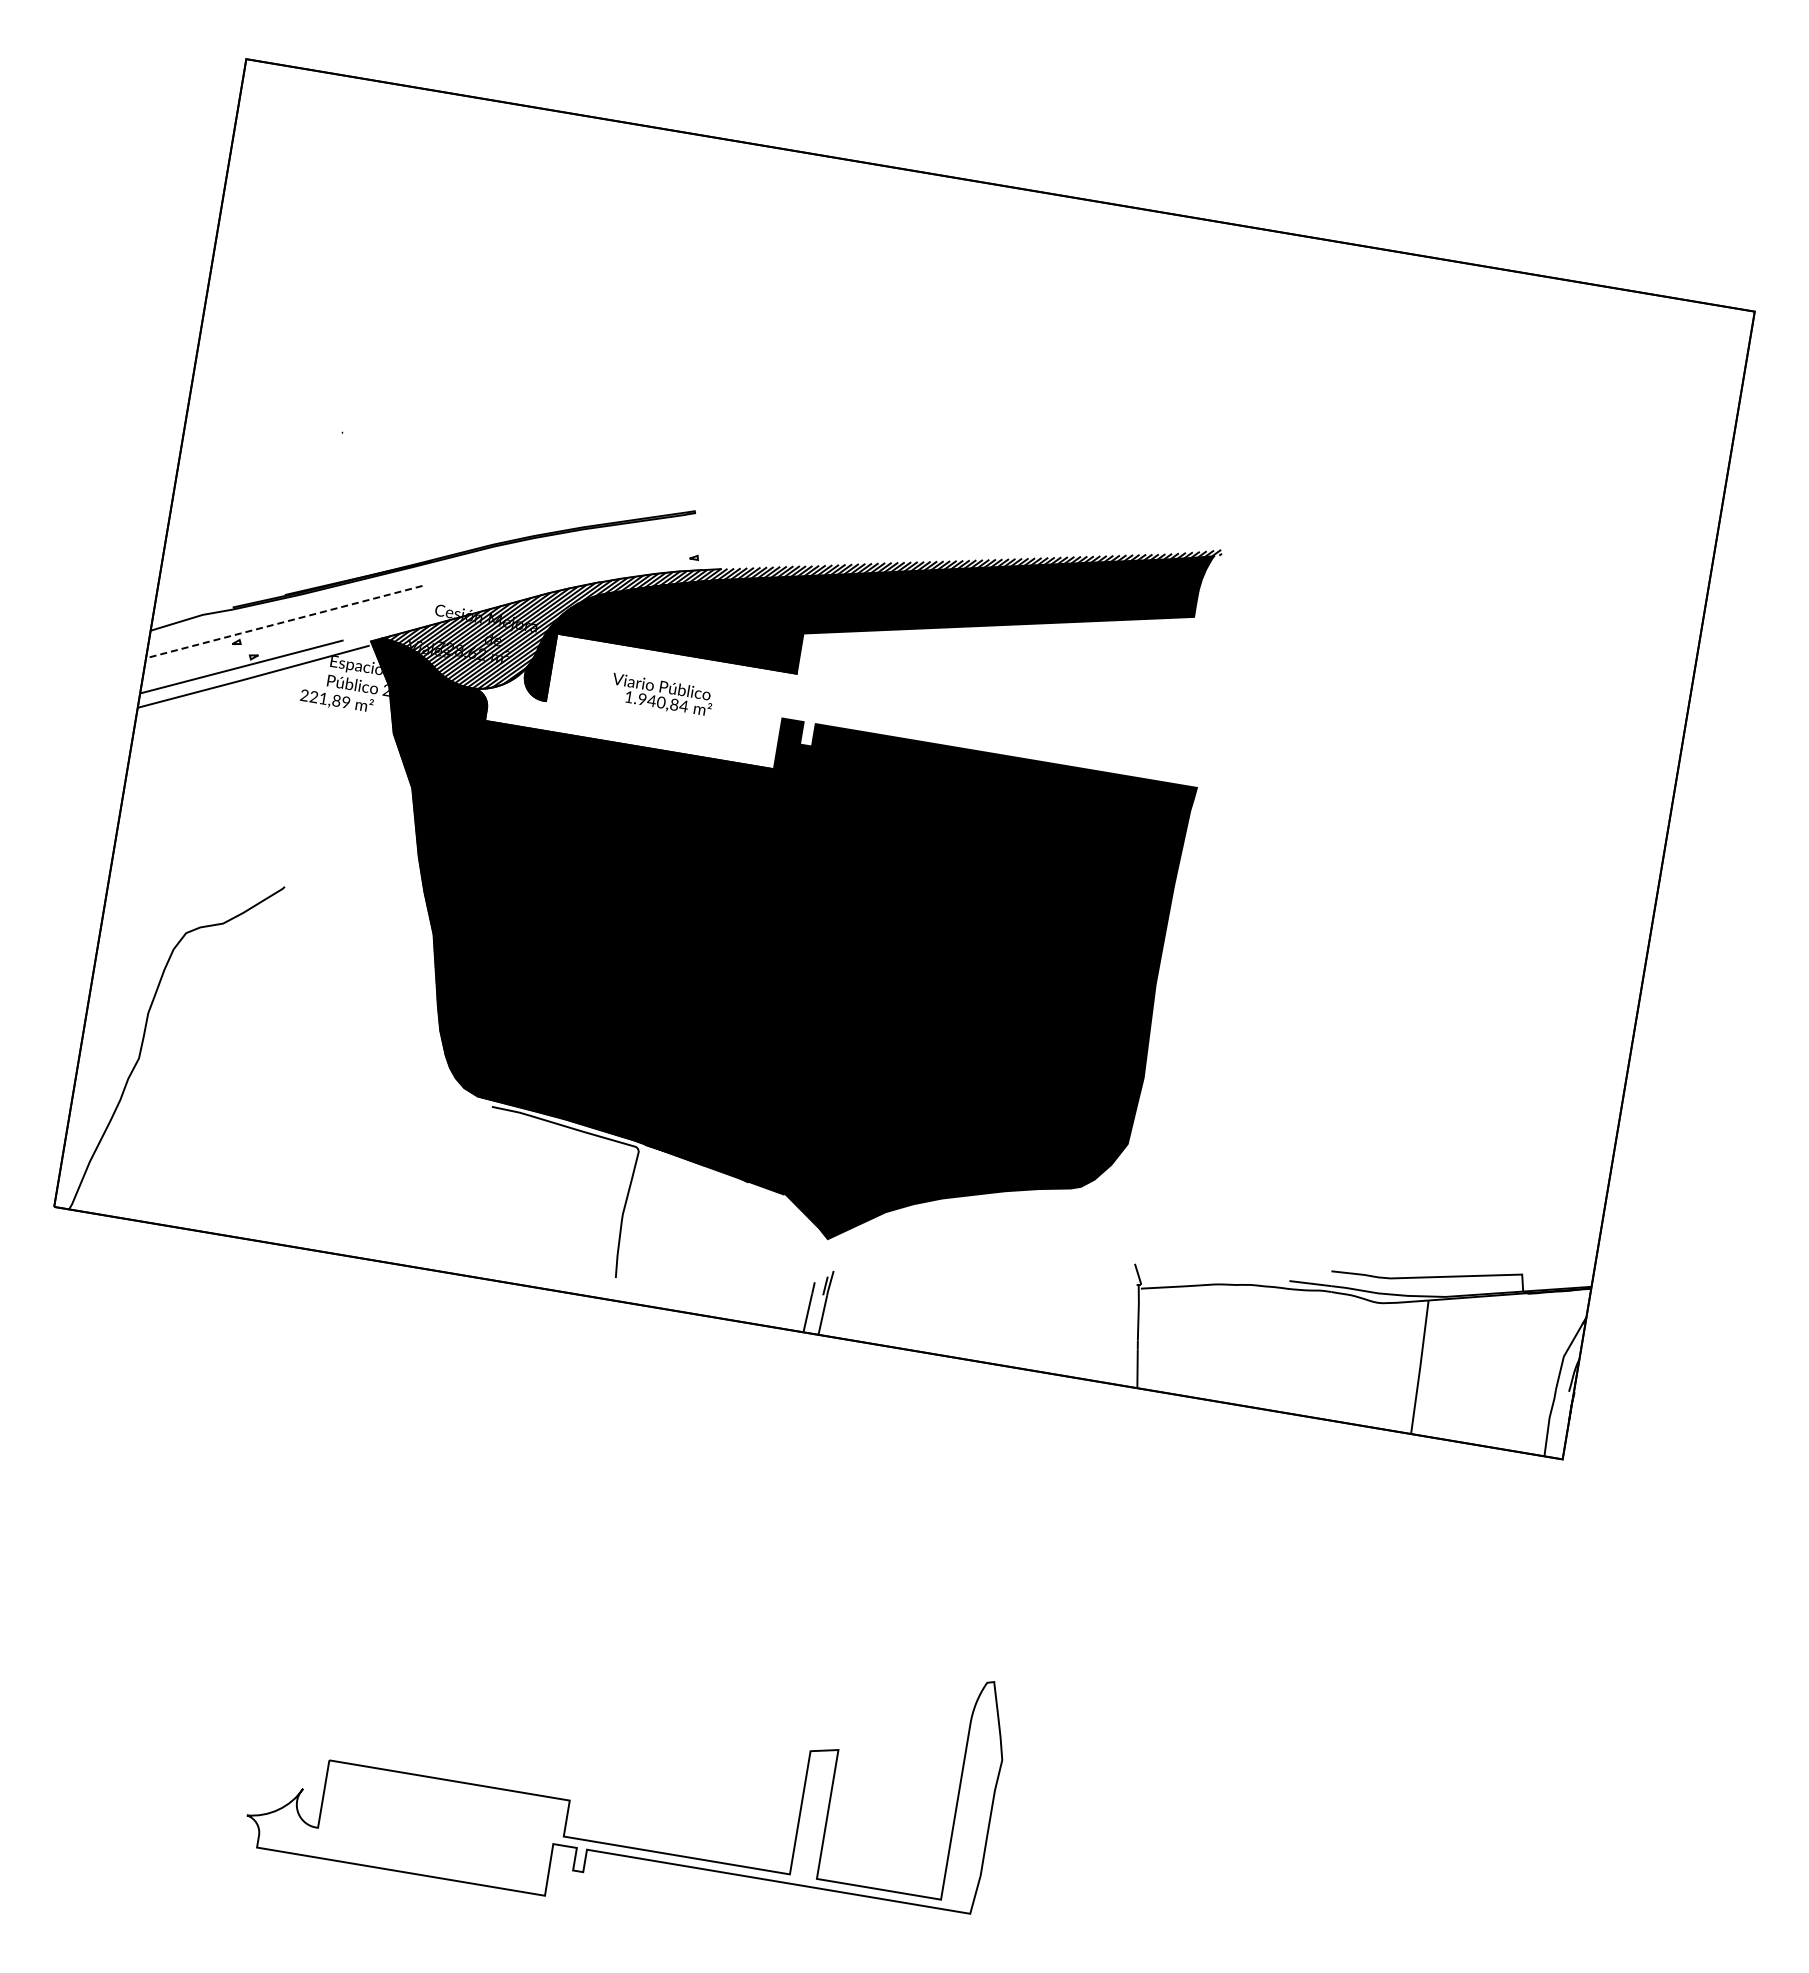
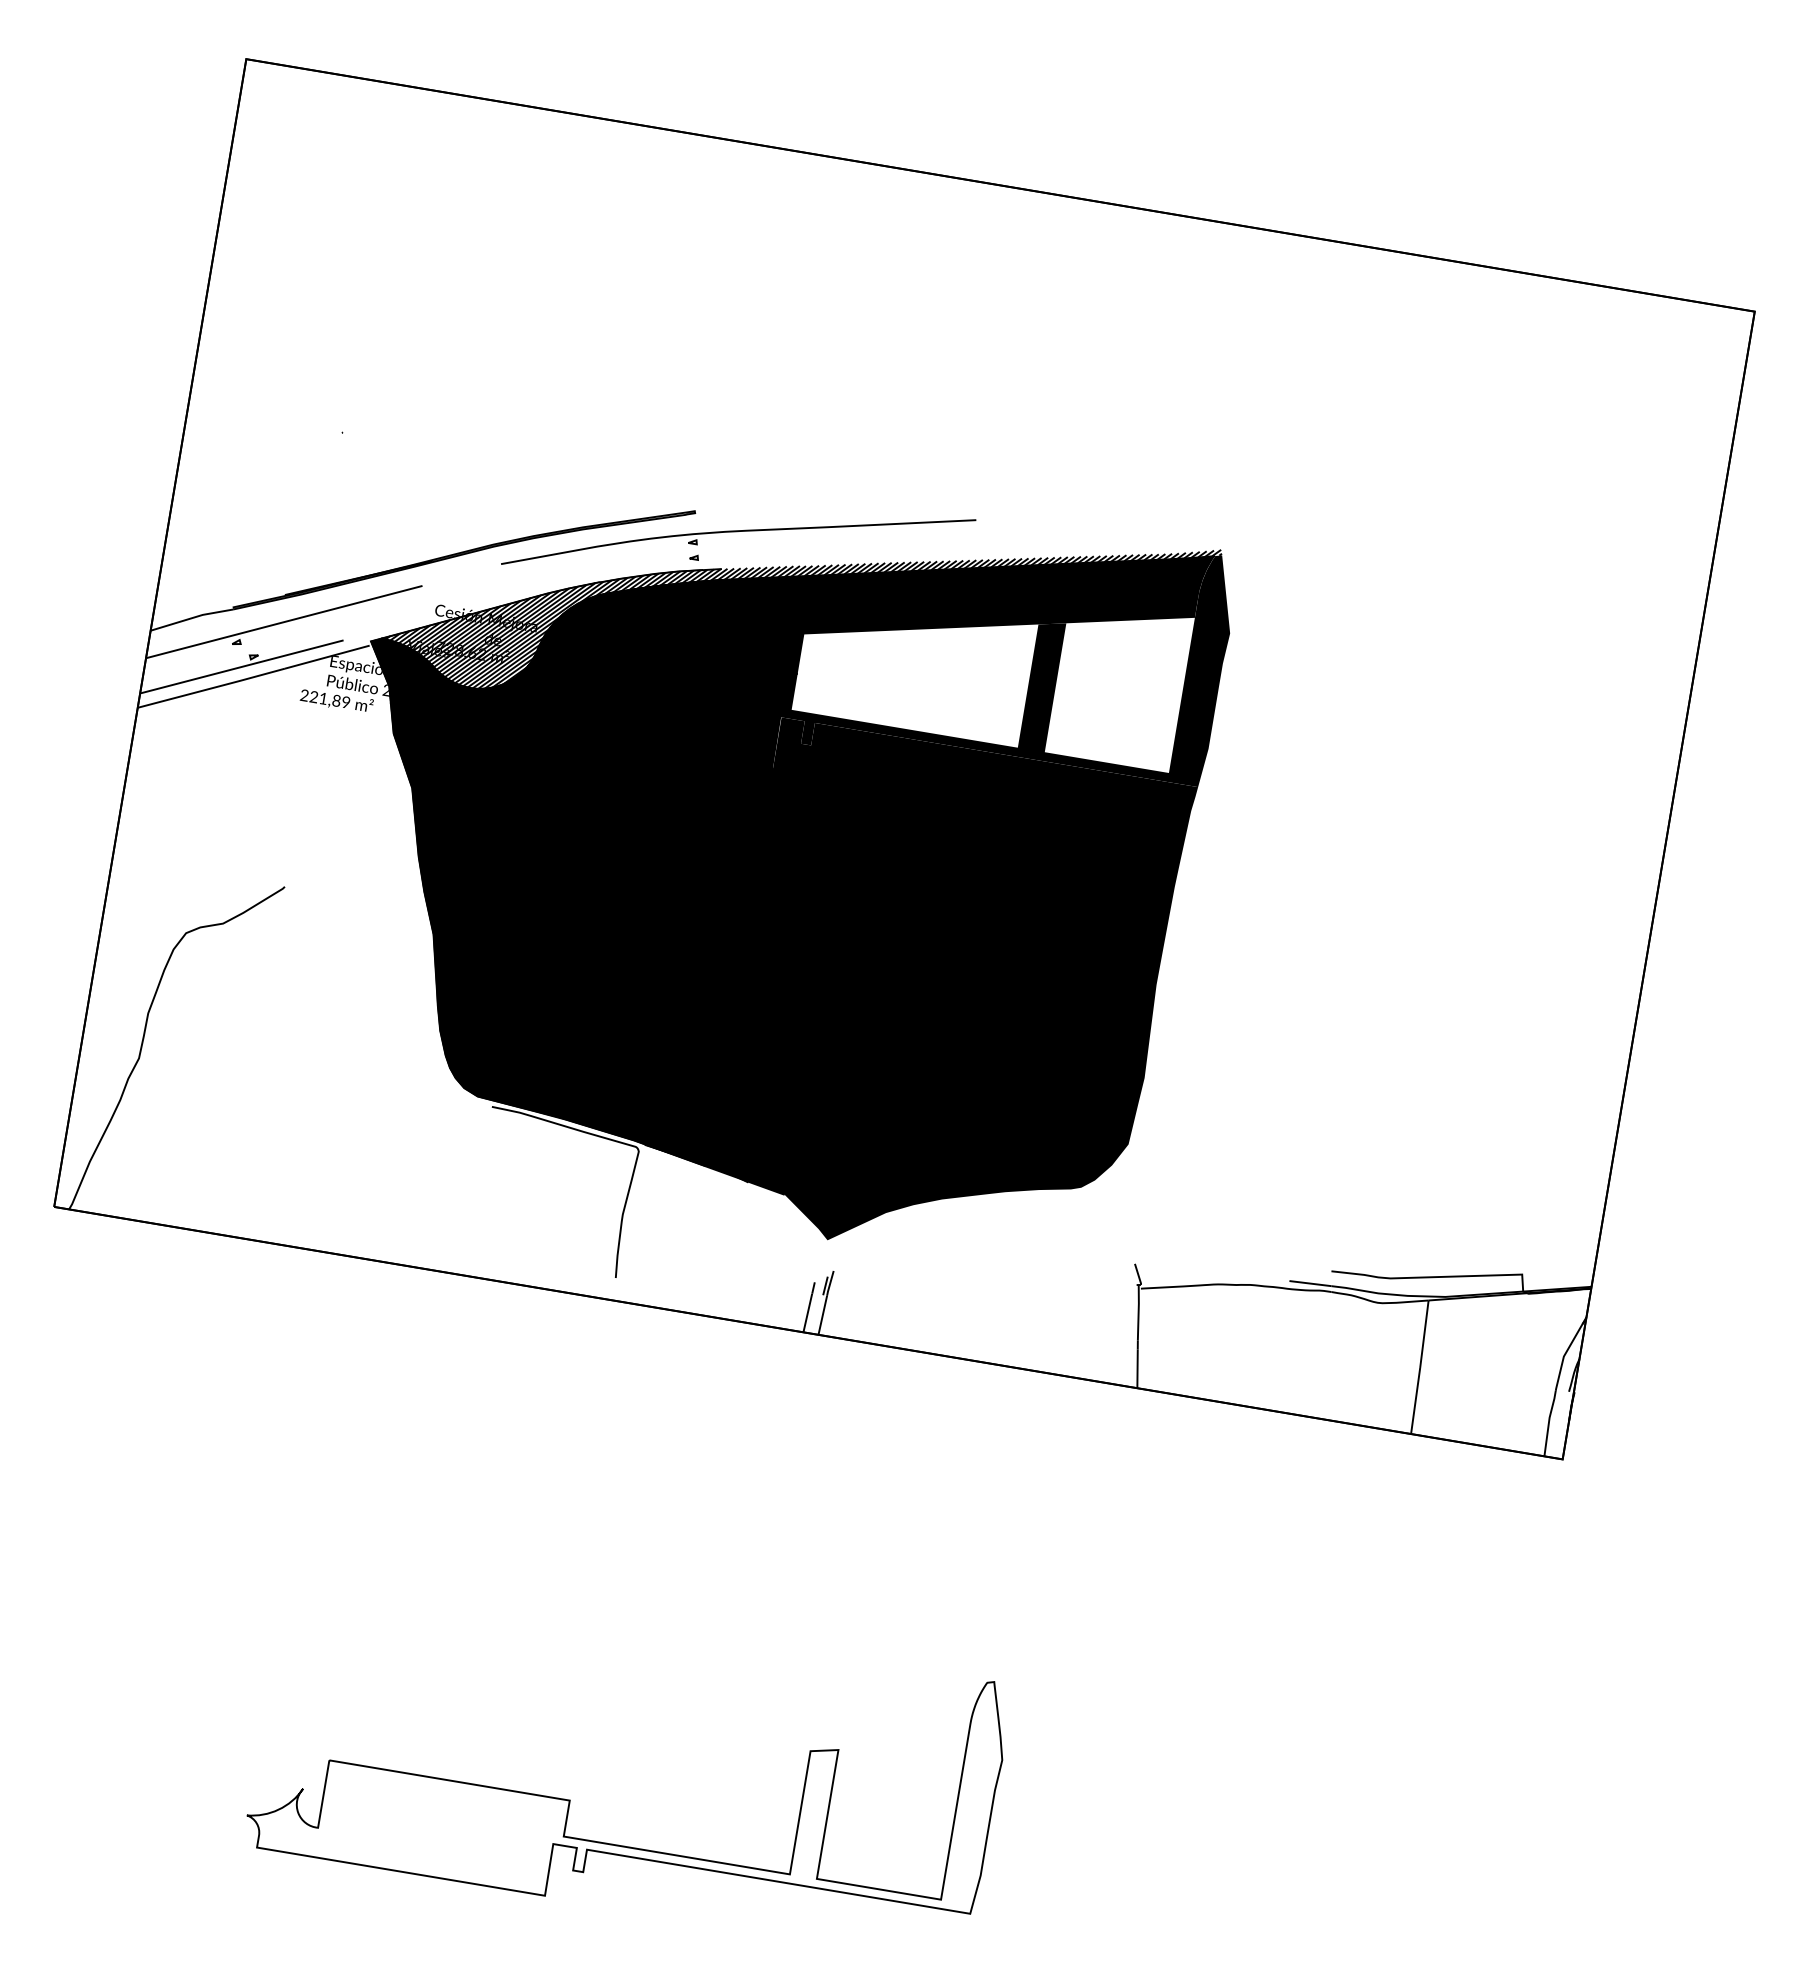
part: none -> present (737, 532)
line: dashed -> solid (284, 622)
fill: none -> present (852, 671)
